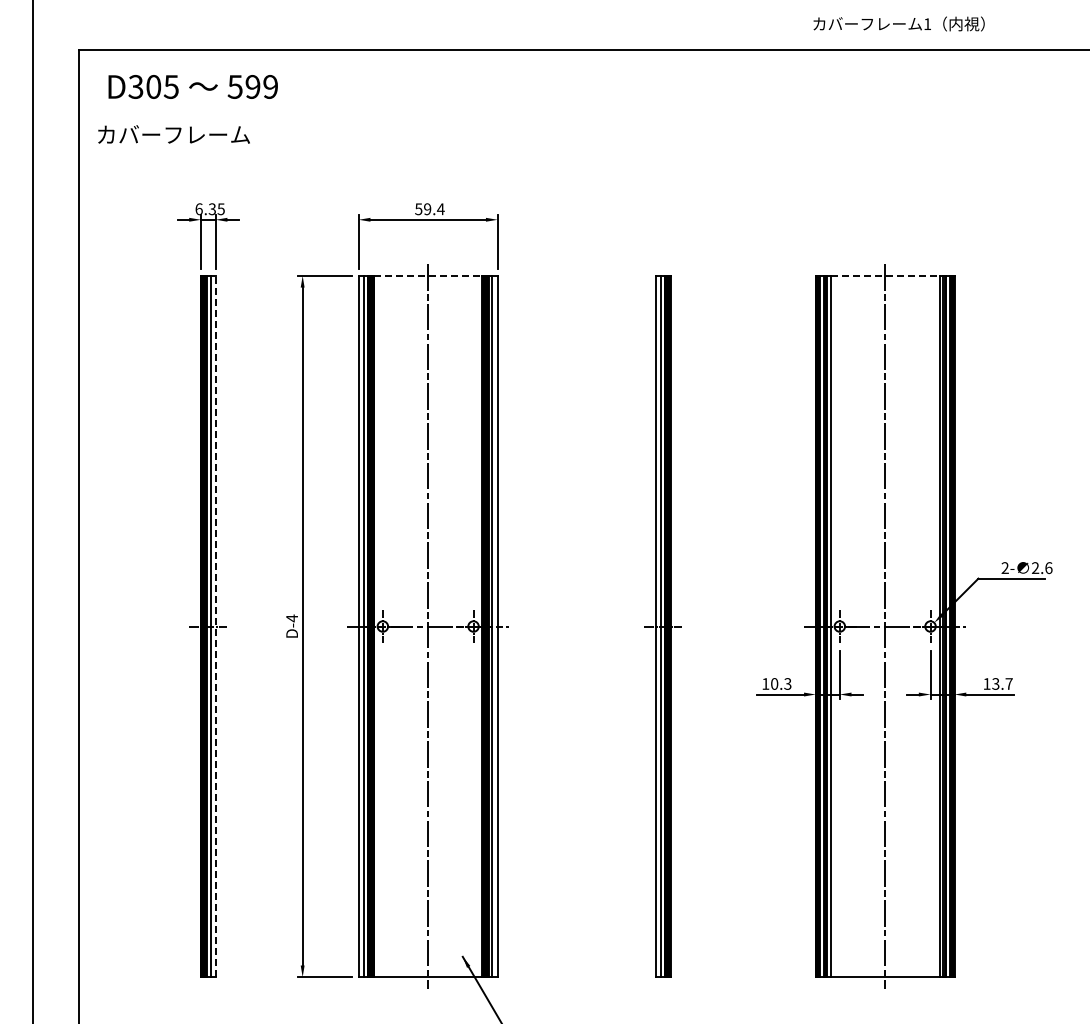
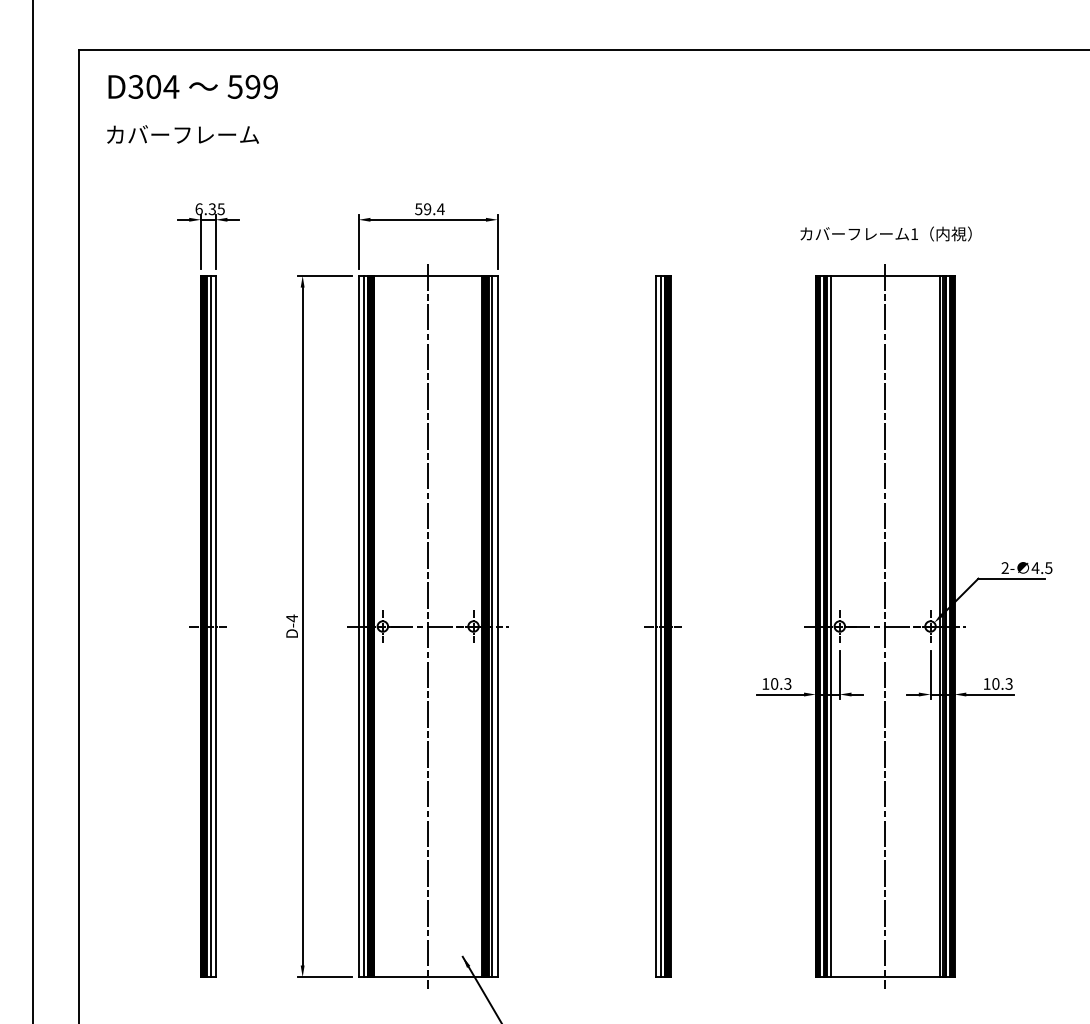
text position: (898, 23) -> (885, 233) (885, 233)
text: D305 -> D304 (171, 86)
text position: (173, 134) -> (182, 134) (182, 134)
line: dashed -> solid (428, 275)
line: dashed -> solid (885, 275)
text: 2.6 -> 4.5 (1041, 567)
line: dashed -> solid (215, 626)
text: 13.7 -> 10.3 (1002, 683)
